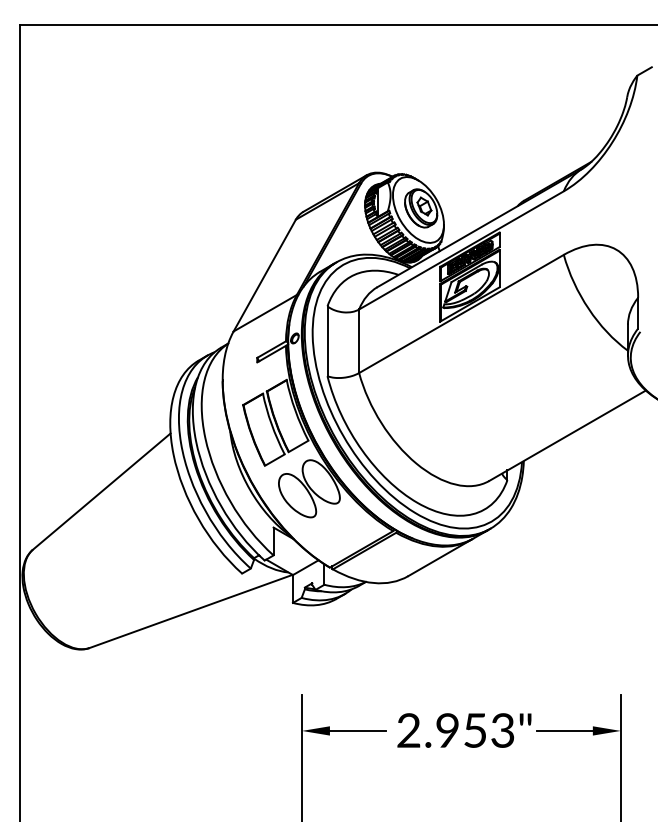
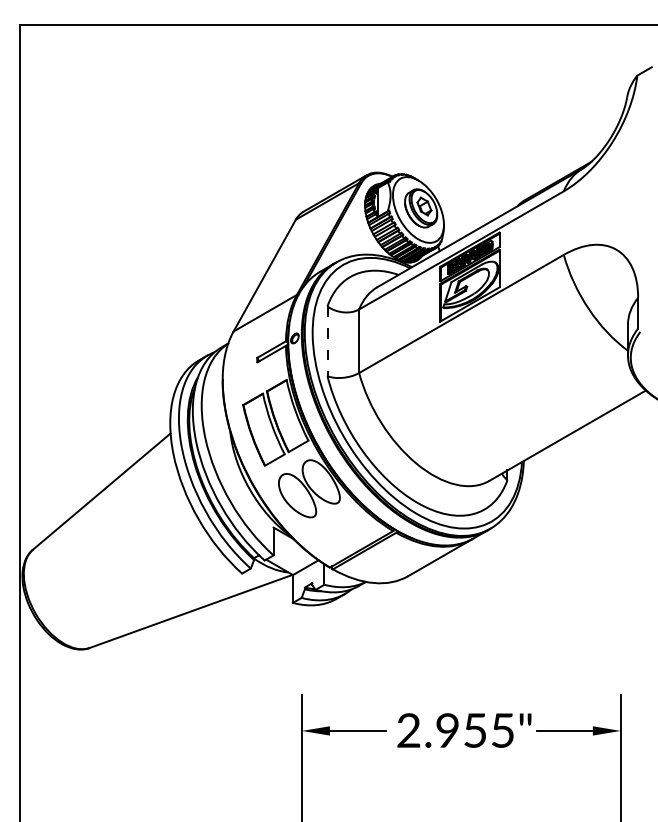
line: solid -> dashed (327, 341)
text: 2.953" -> 2.955" (502, 730)
